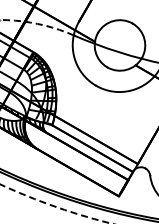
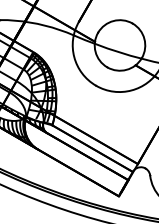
arc: dashed -> solid (37, 23)
arc: dashed -> solid (55, 206)
